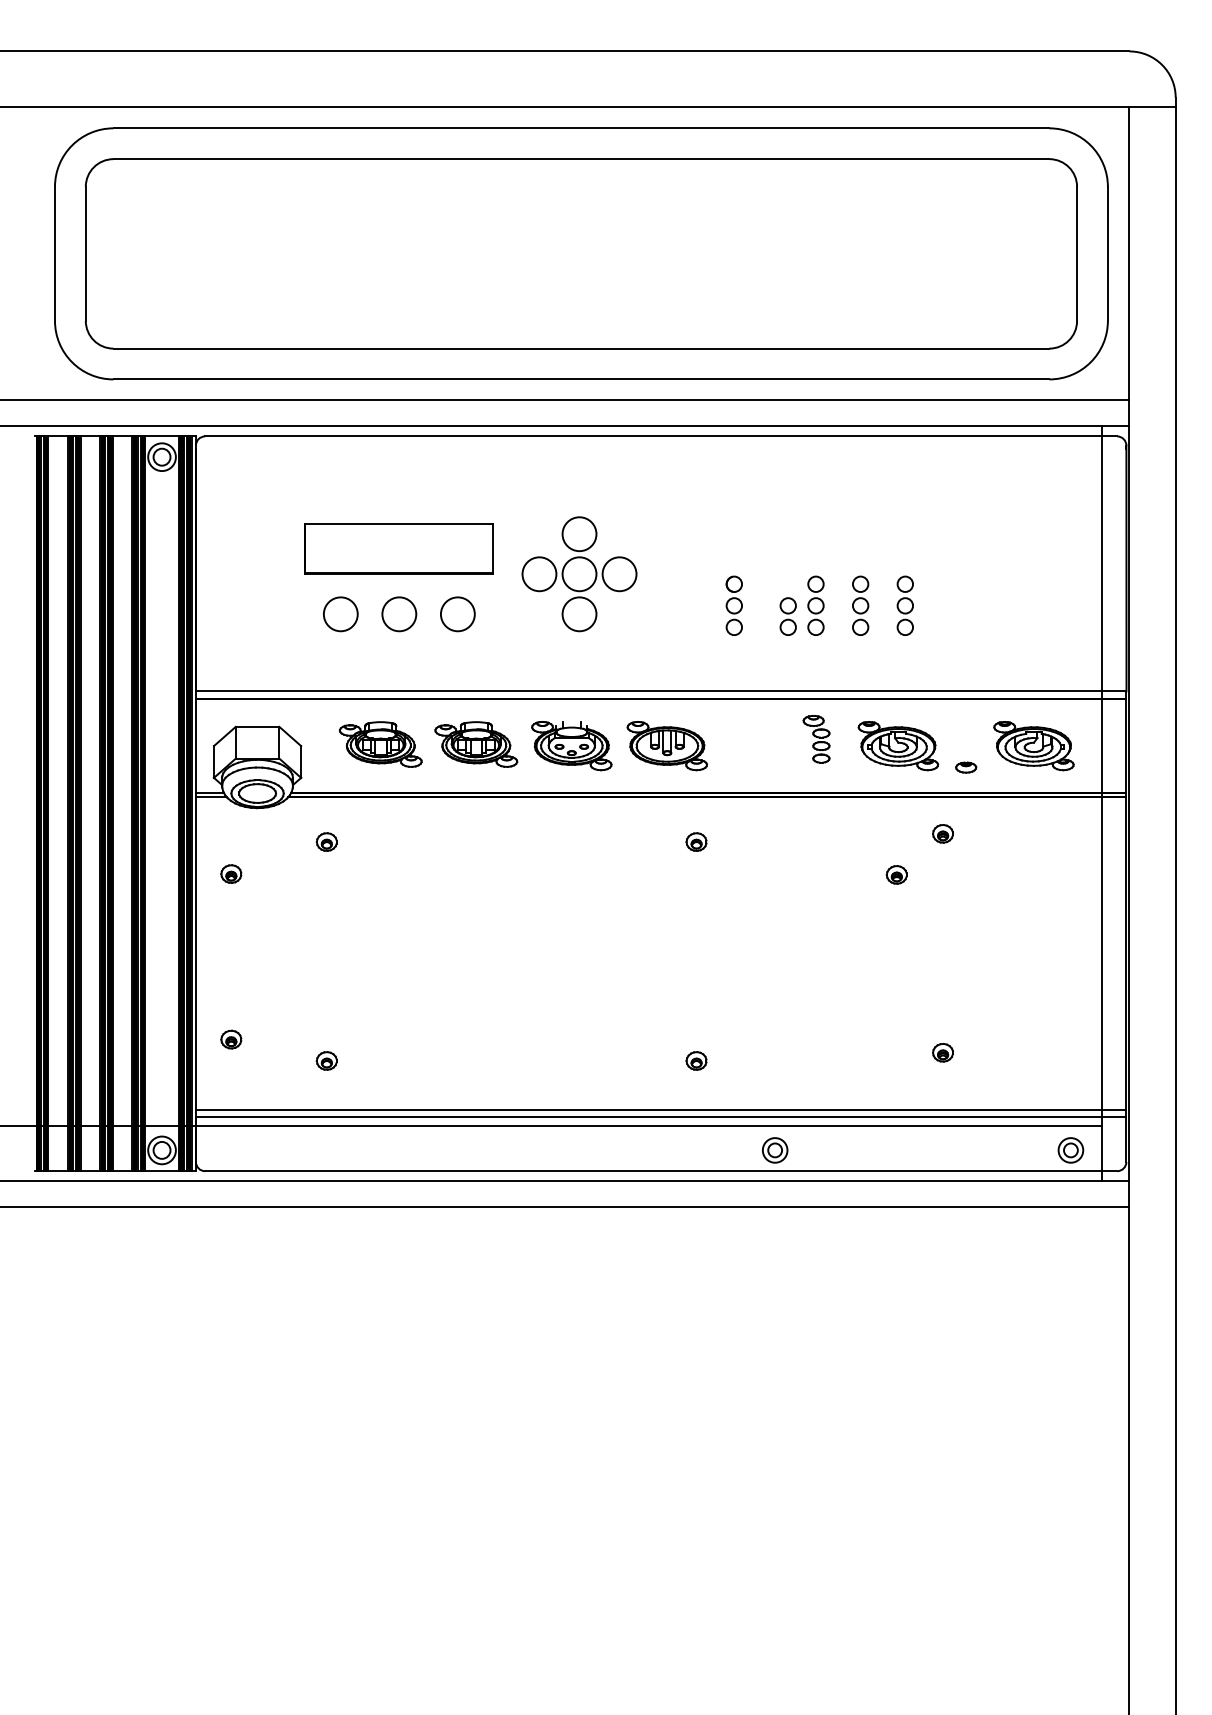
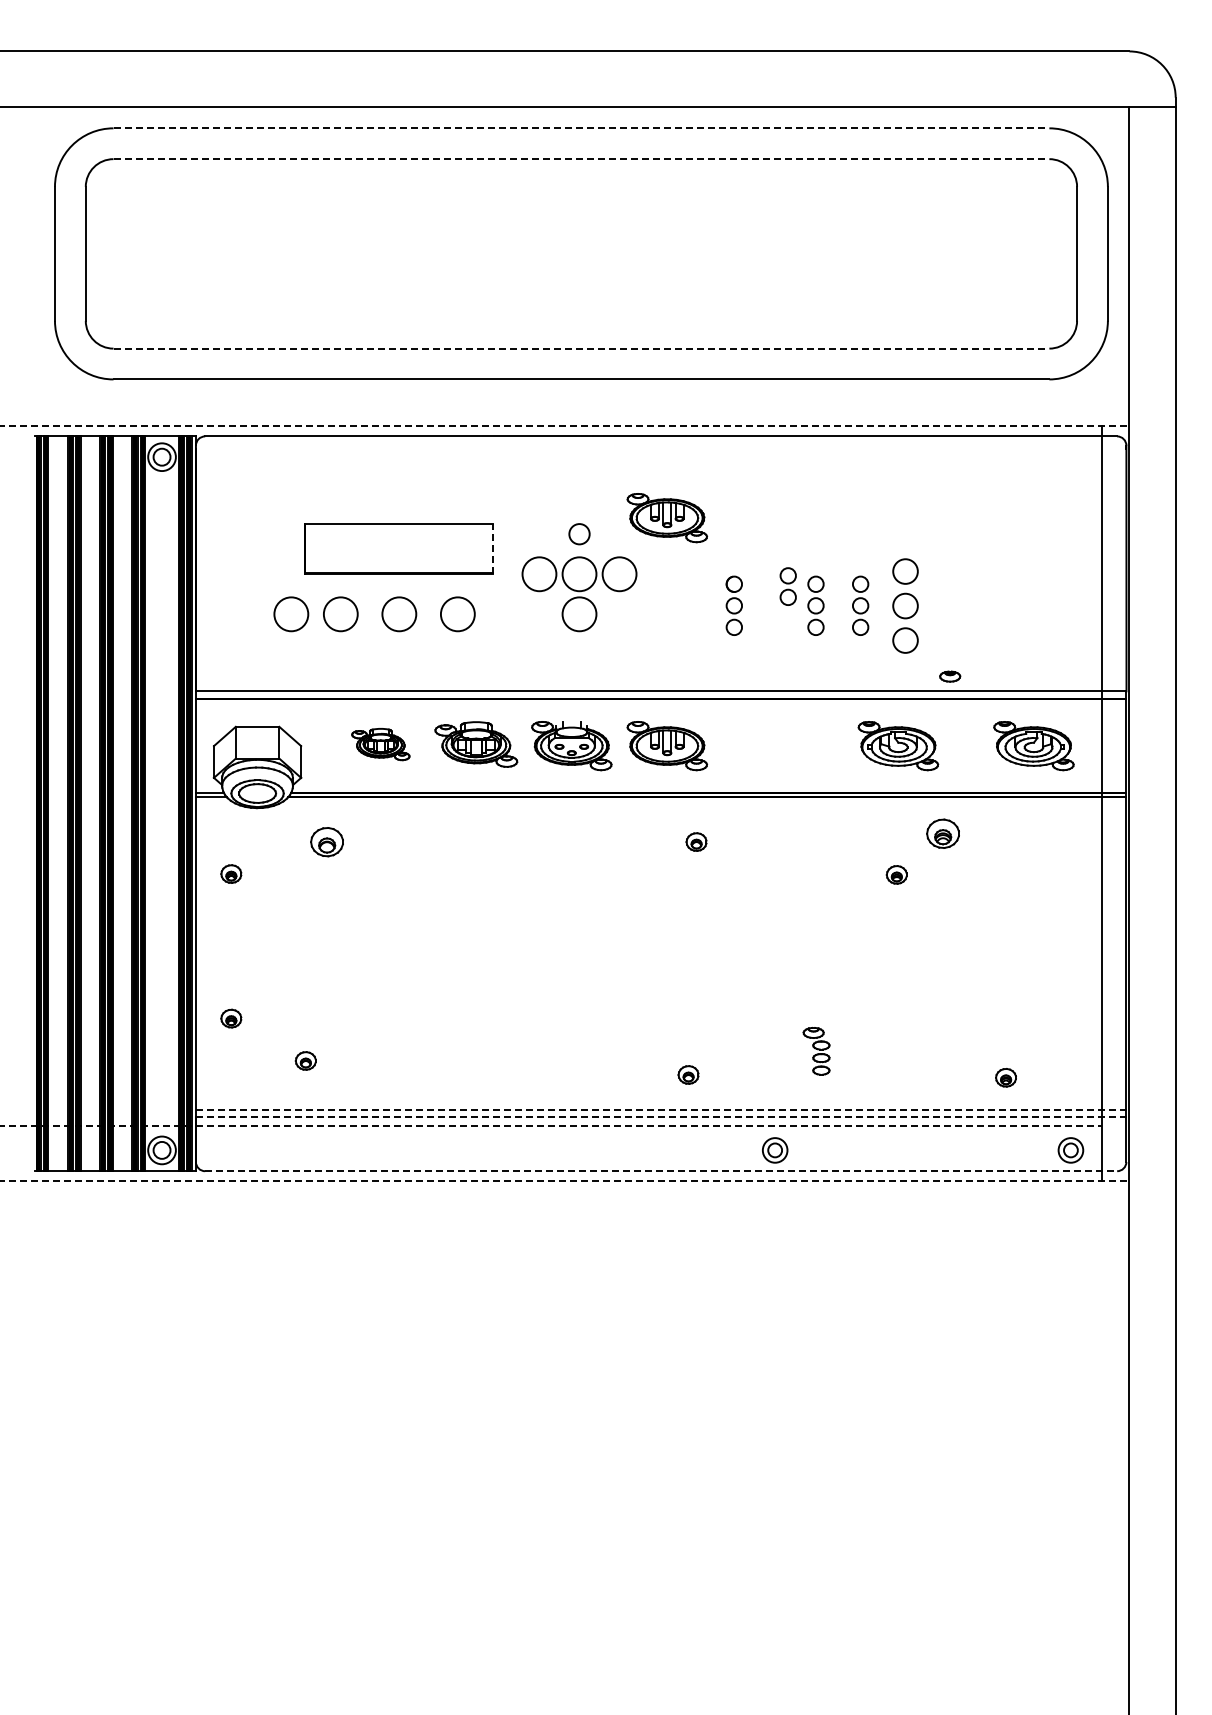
line: solid -> dashed (581, 128)
line: solid -> dashed (581, 159)
line: solid -> dashed (581, 348)
line: present -> none (565, 400)
line: solid -> dashed (565, 426)
part: none -> present (666, 518)
circle diameter: 34 px -> 20 px (579, 534)
line: solid -> dashed (493, 548)
part size: 18x61 px -> 27x96 px (905, 605)
circle: none -> present (291, 614)
part position: (787, 616) -> (787, 586) (787, 586)
part position: (816, 739) -> (816, 1051) (816, 1051)
part size: 84x47 px -> 60x34 px (380, 744)
part position: (966, 767) -> (950, 676) (950, 676)
part size: 22x20 px -> 34x31 px (942, 833)
part size: 23x20 px -> 34x31 px (326, 842)
part position: (231, 1039) -> (231, 1018) (231, 1018)
part position: (942, 1052) -> (1005, 1077) (1005, 1077)
part position: (326, 1060) -> (305, 1060) (305, 1060)
part position: (696, 1060) -> (688, 1074) (688, 1074)
line: solid -> dashed (661, 1109)
line: solid -> dashed (661, 1116)
line: solid -> dashed (551, 1125)
line: solid -> dashed (661, 1171)
line: solid -> dashed (565, 1181)
line: present -> none (565, 1207)
